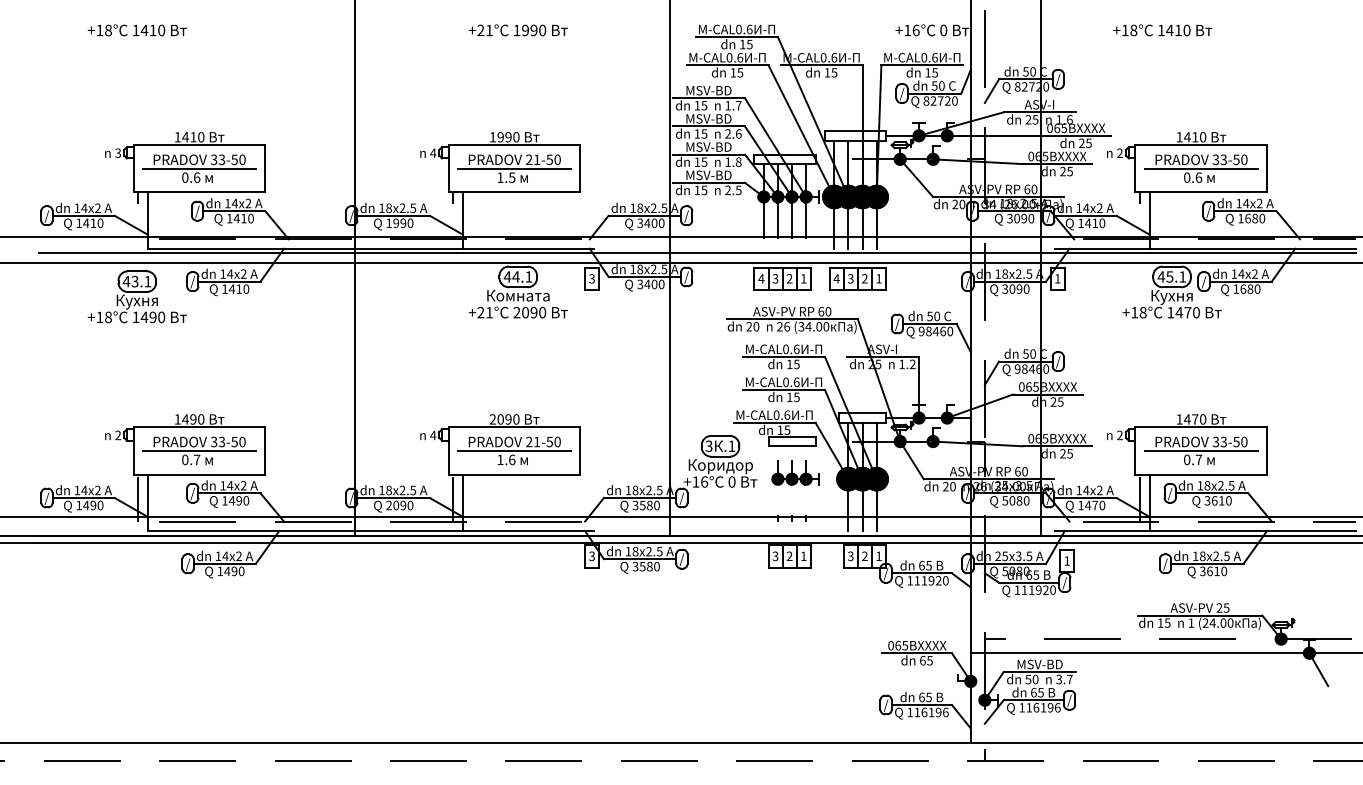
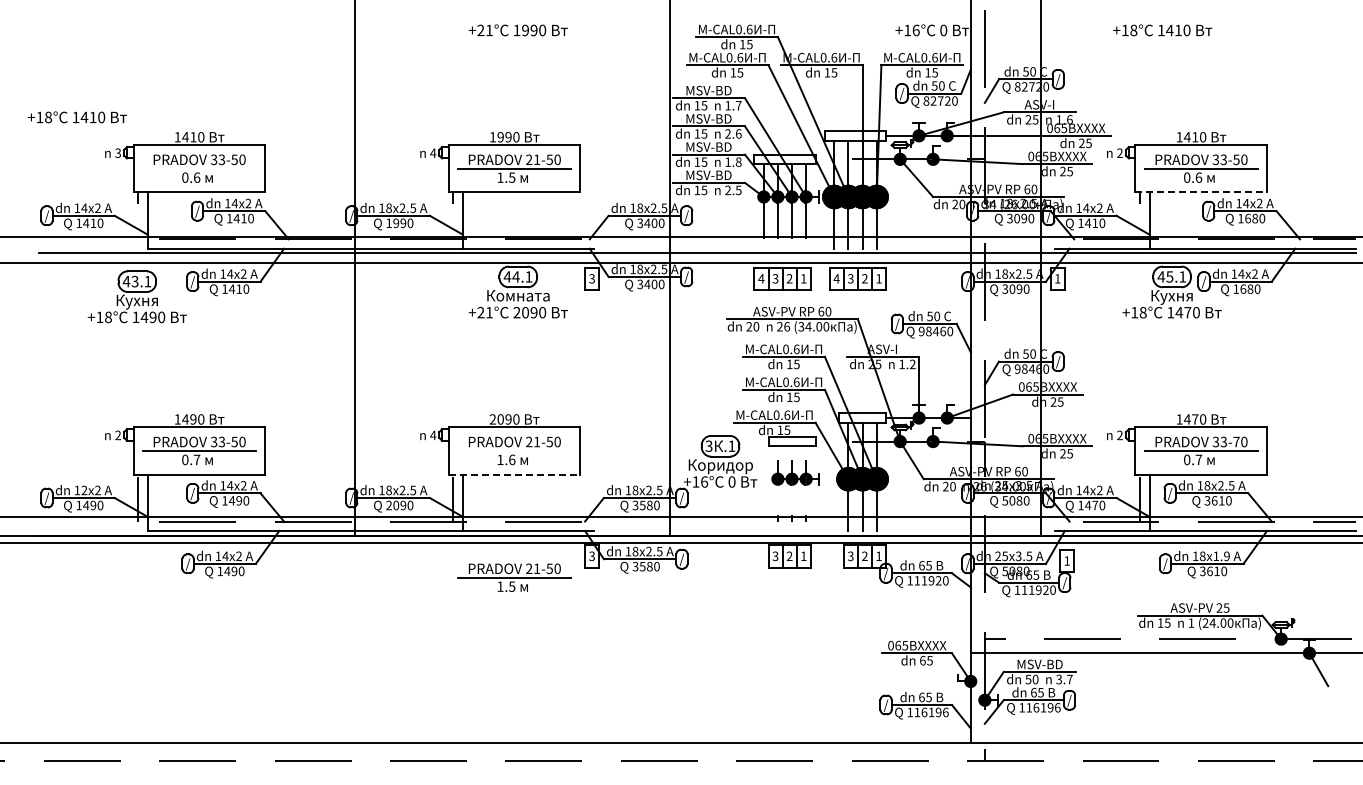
text position: (136, 30) -> (76, 117) (76, 117)
line: present -> none (198, 168)
line: solid -> dashed (1201, 192)
text: 33-50 -> 33-70 (1236, 442)
line: present -> none (514, 450)
line: solid -> dashed (514, 474)
text: 14x2 -> 12x2 (84, 490)
text: 18x2.5 -> 18x1.9 (1221, 555)
part: none -> present (514, 577)
